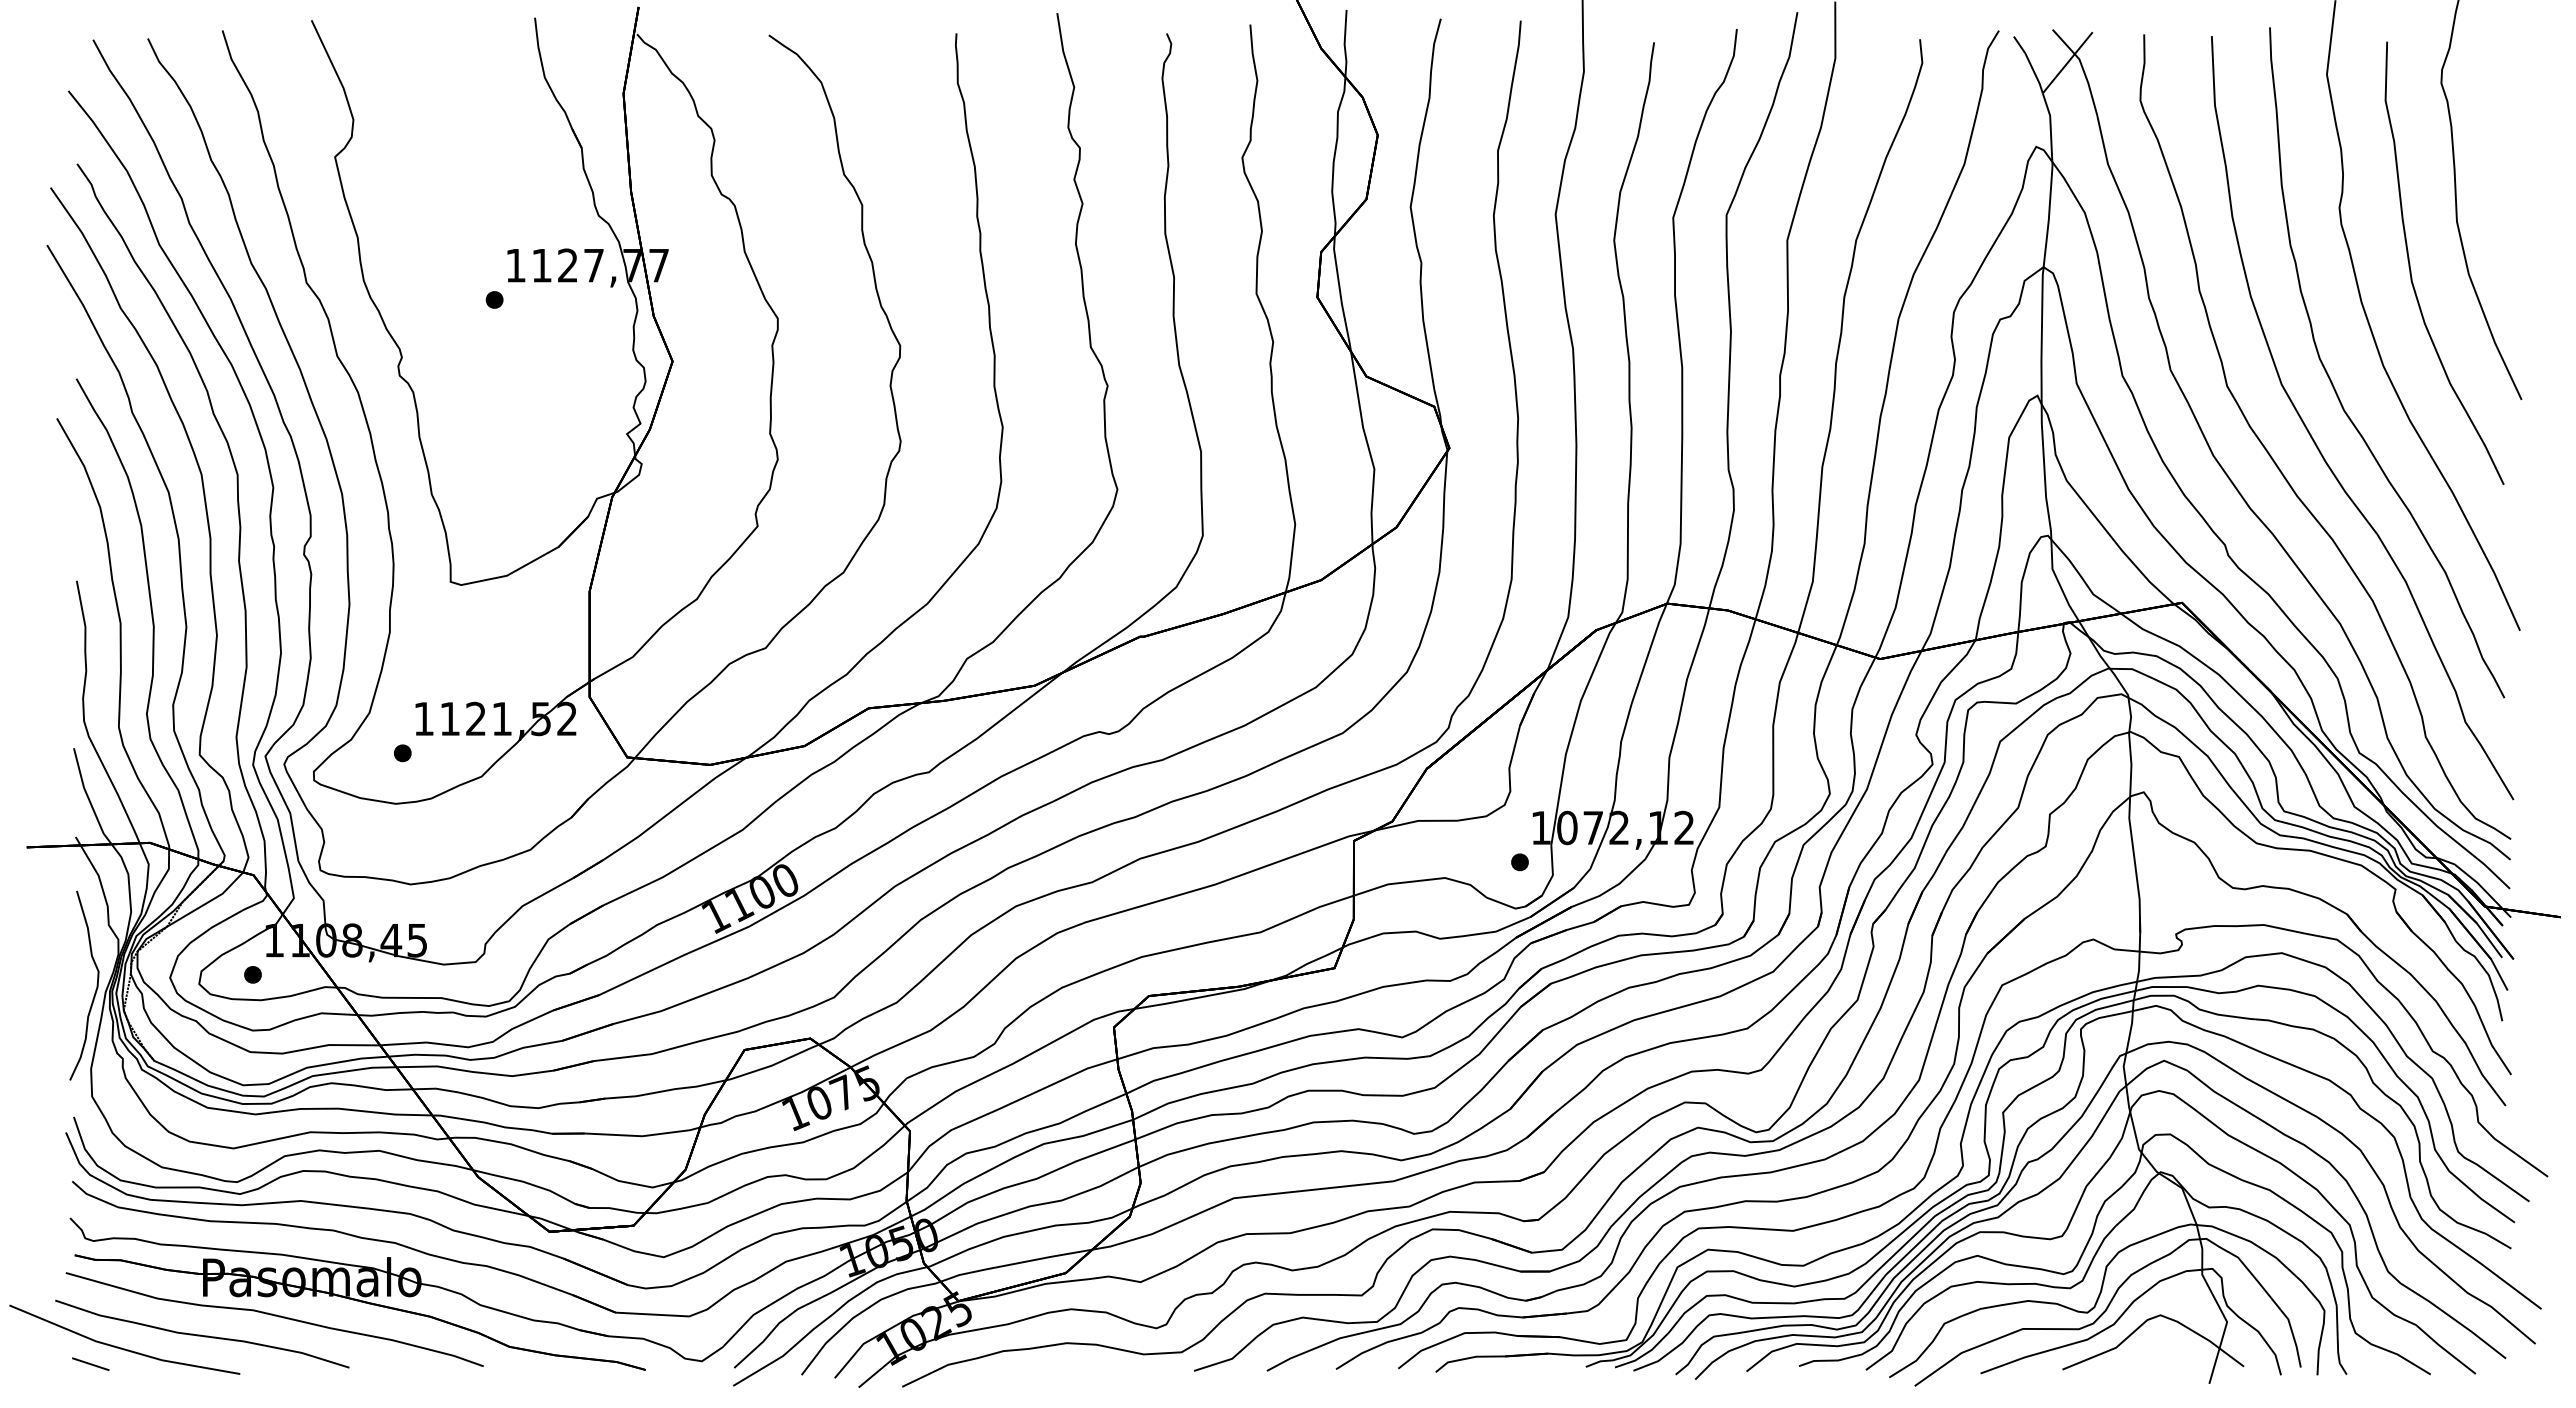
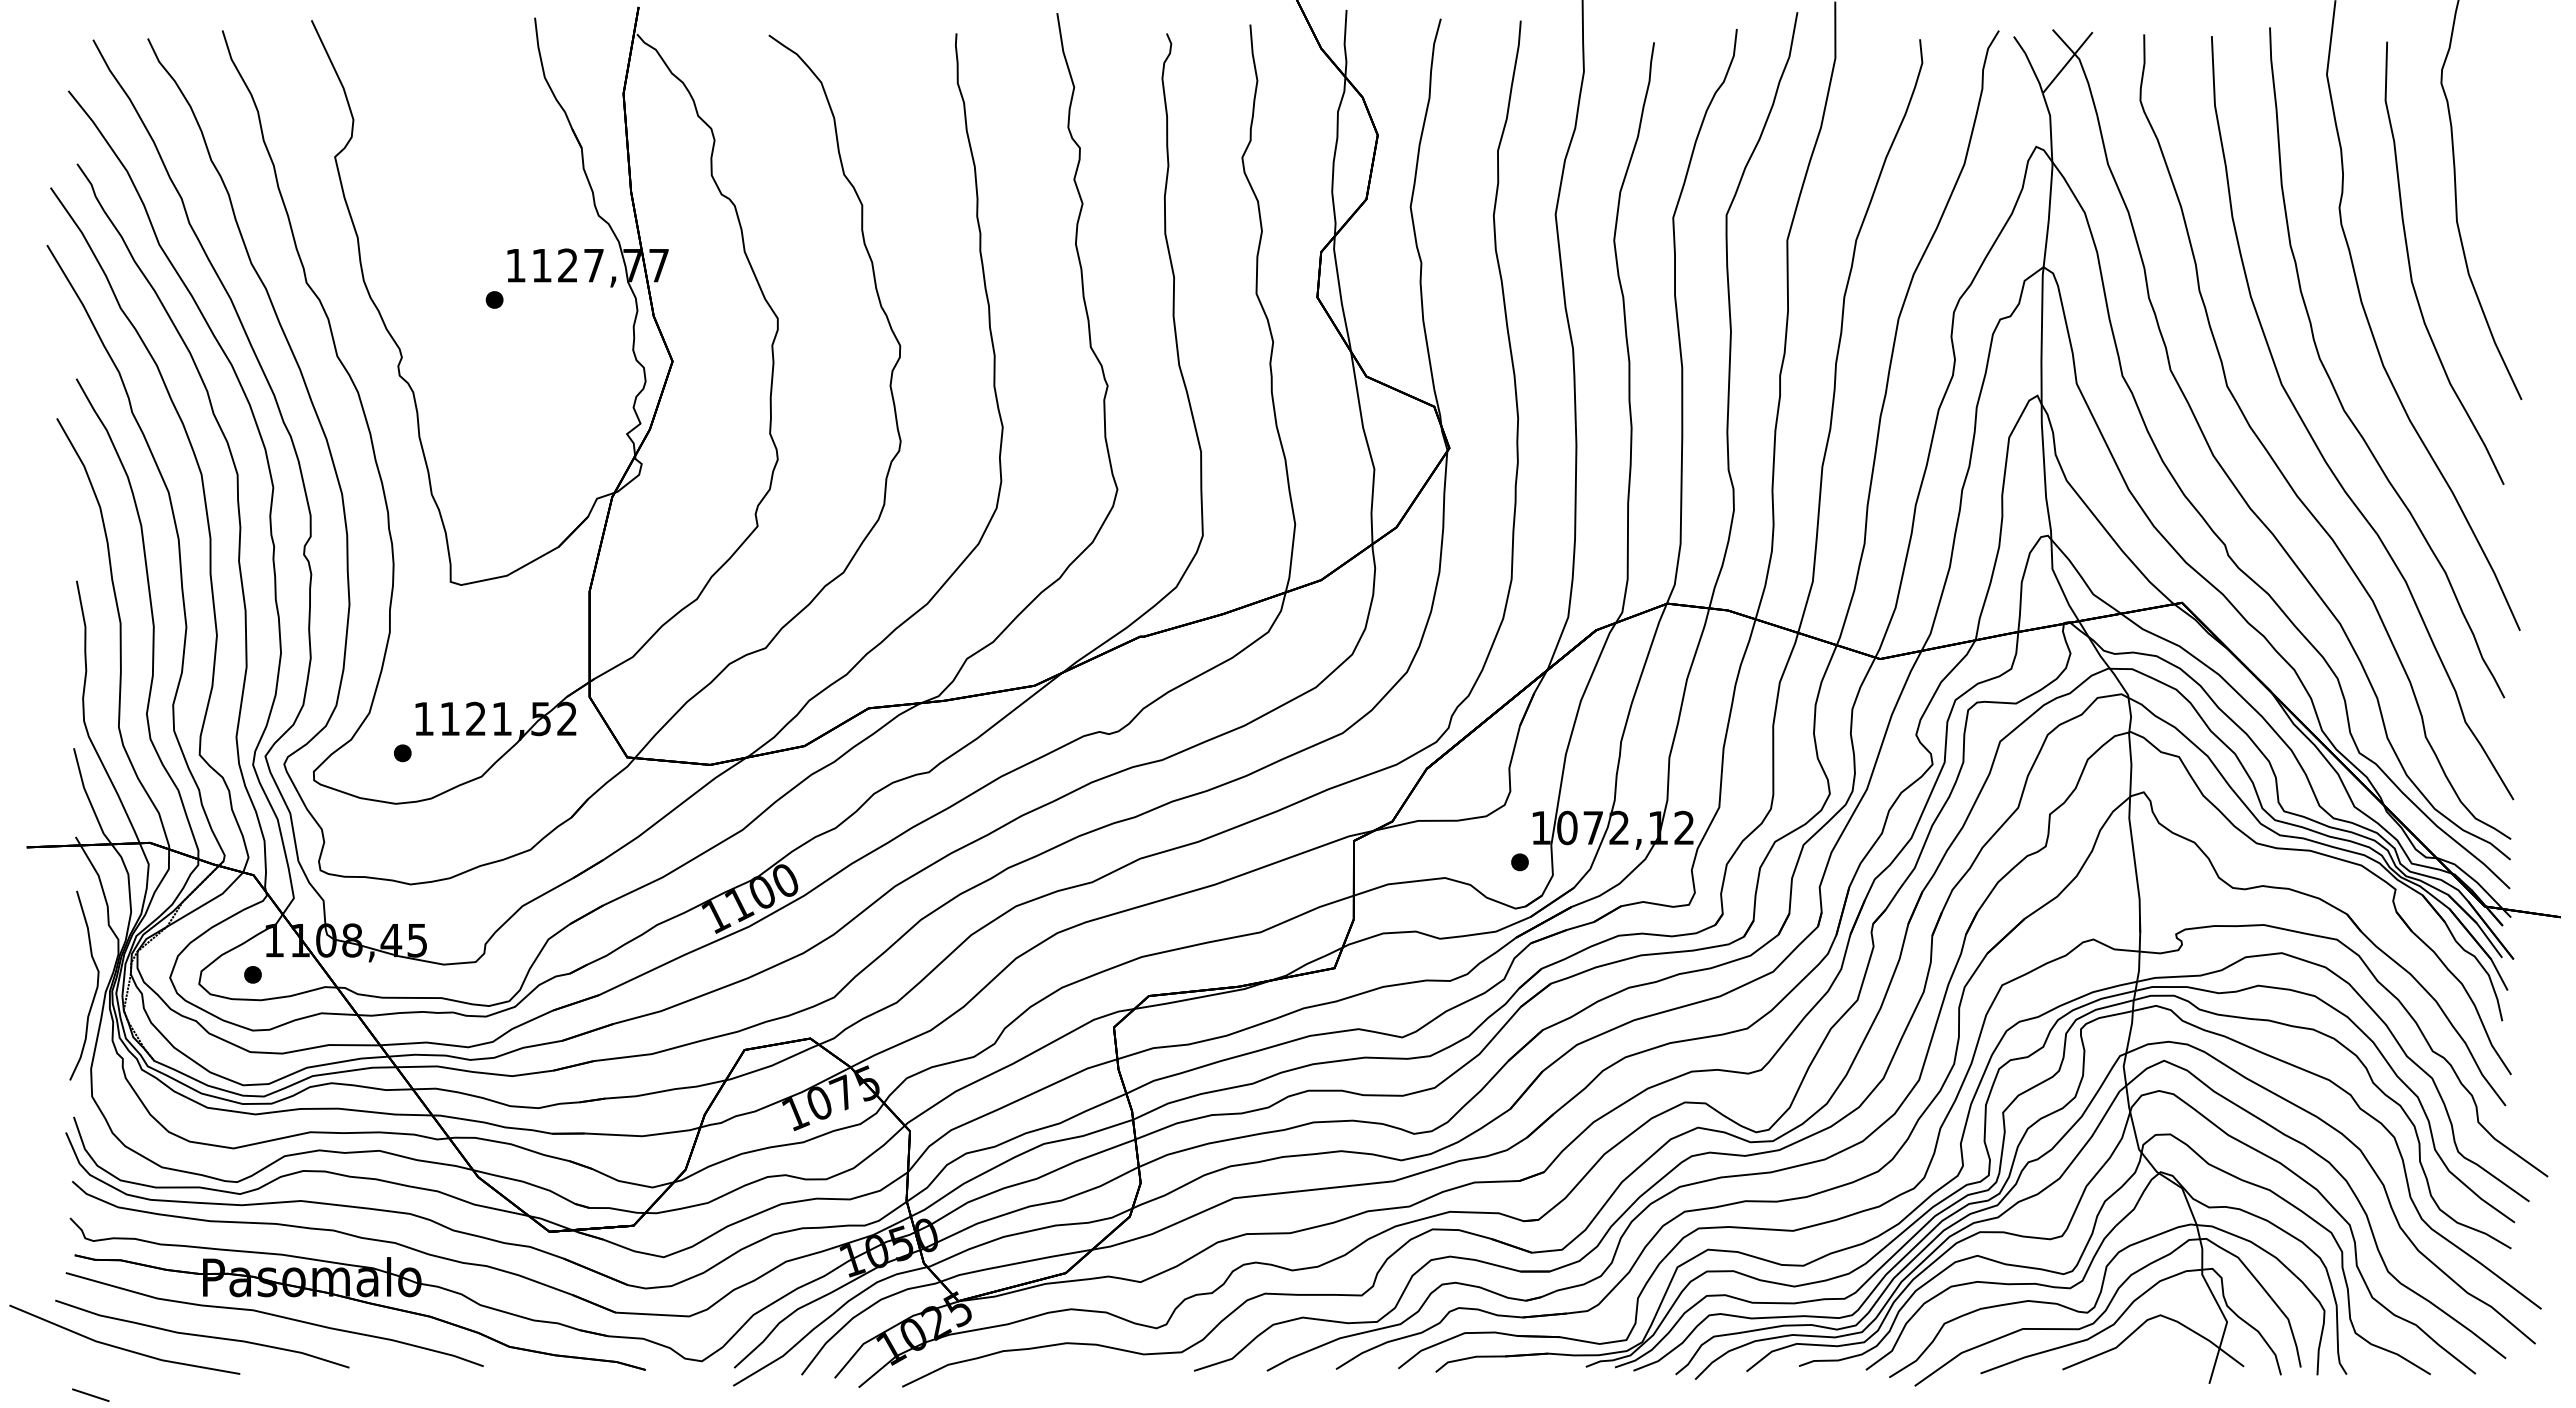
line position: (90, 1363) -> (90, 1394) (90, 1394)
